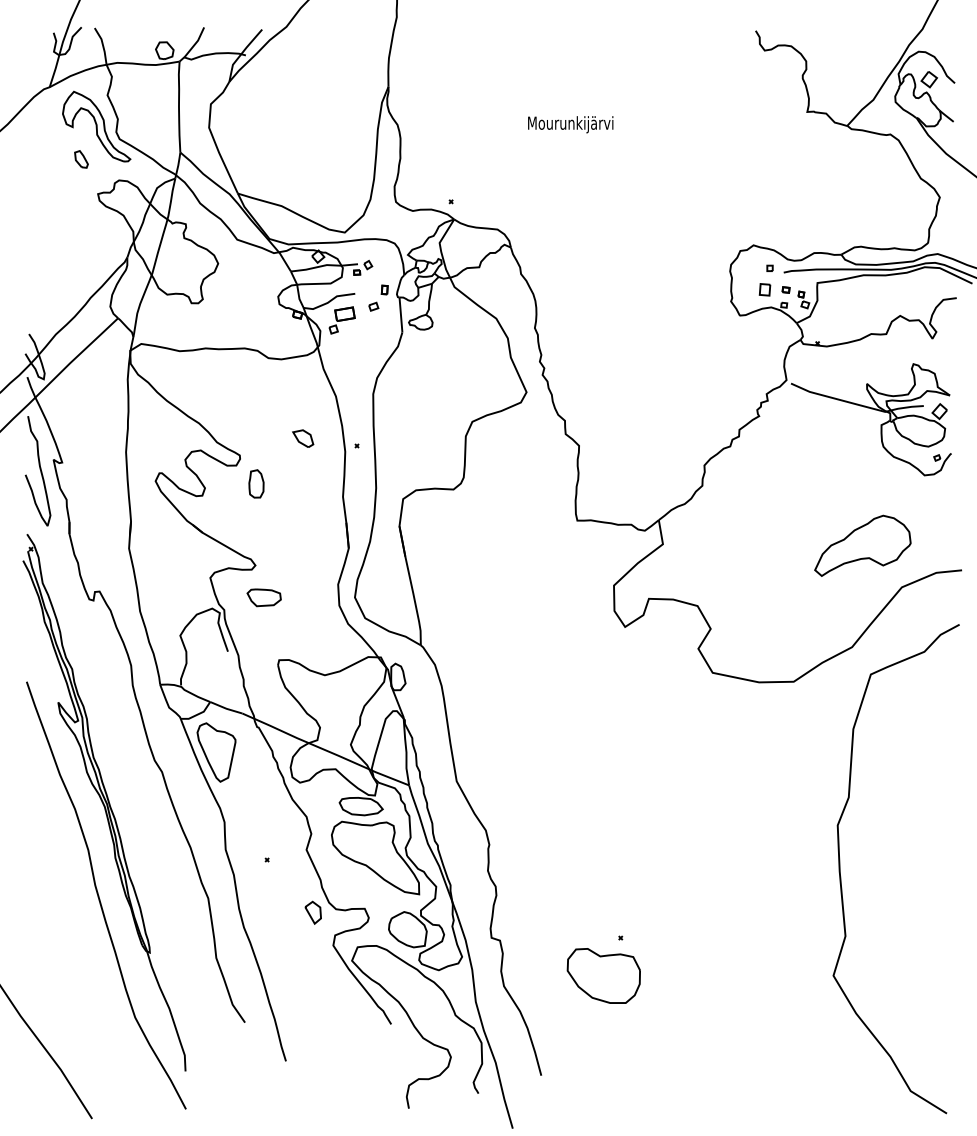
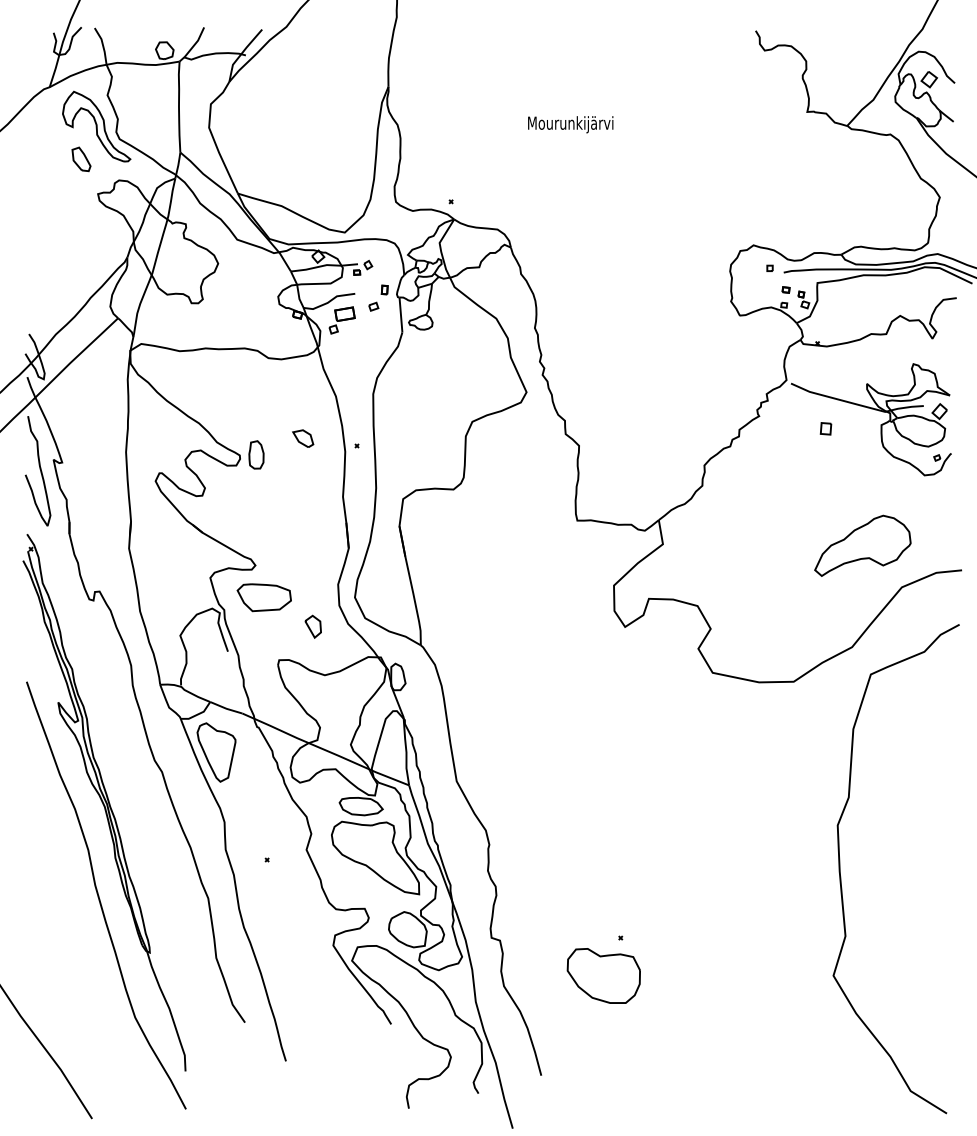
part size: 15x19 px -> 21x27 px (81, 159)
part position: (764, 289) -> (825, 428) (825, 428)
part position: (256, 483) -> (256, 454) (256, 454)
part size: 36x20 px -> 56x30 px (263, 597)
part position: (312, 912) -> (312, 626) (312, 626)
